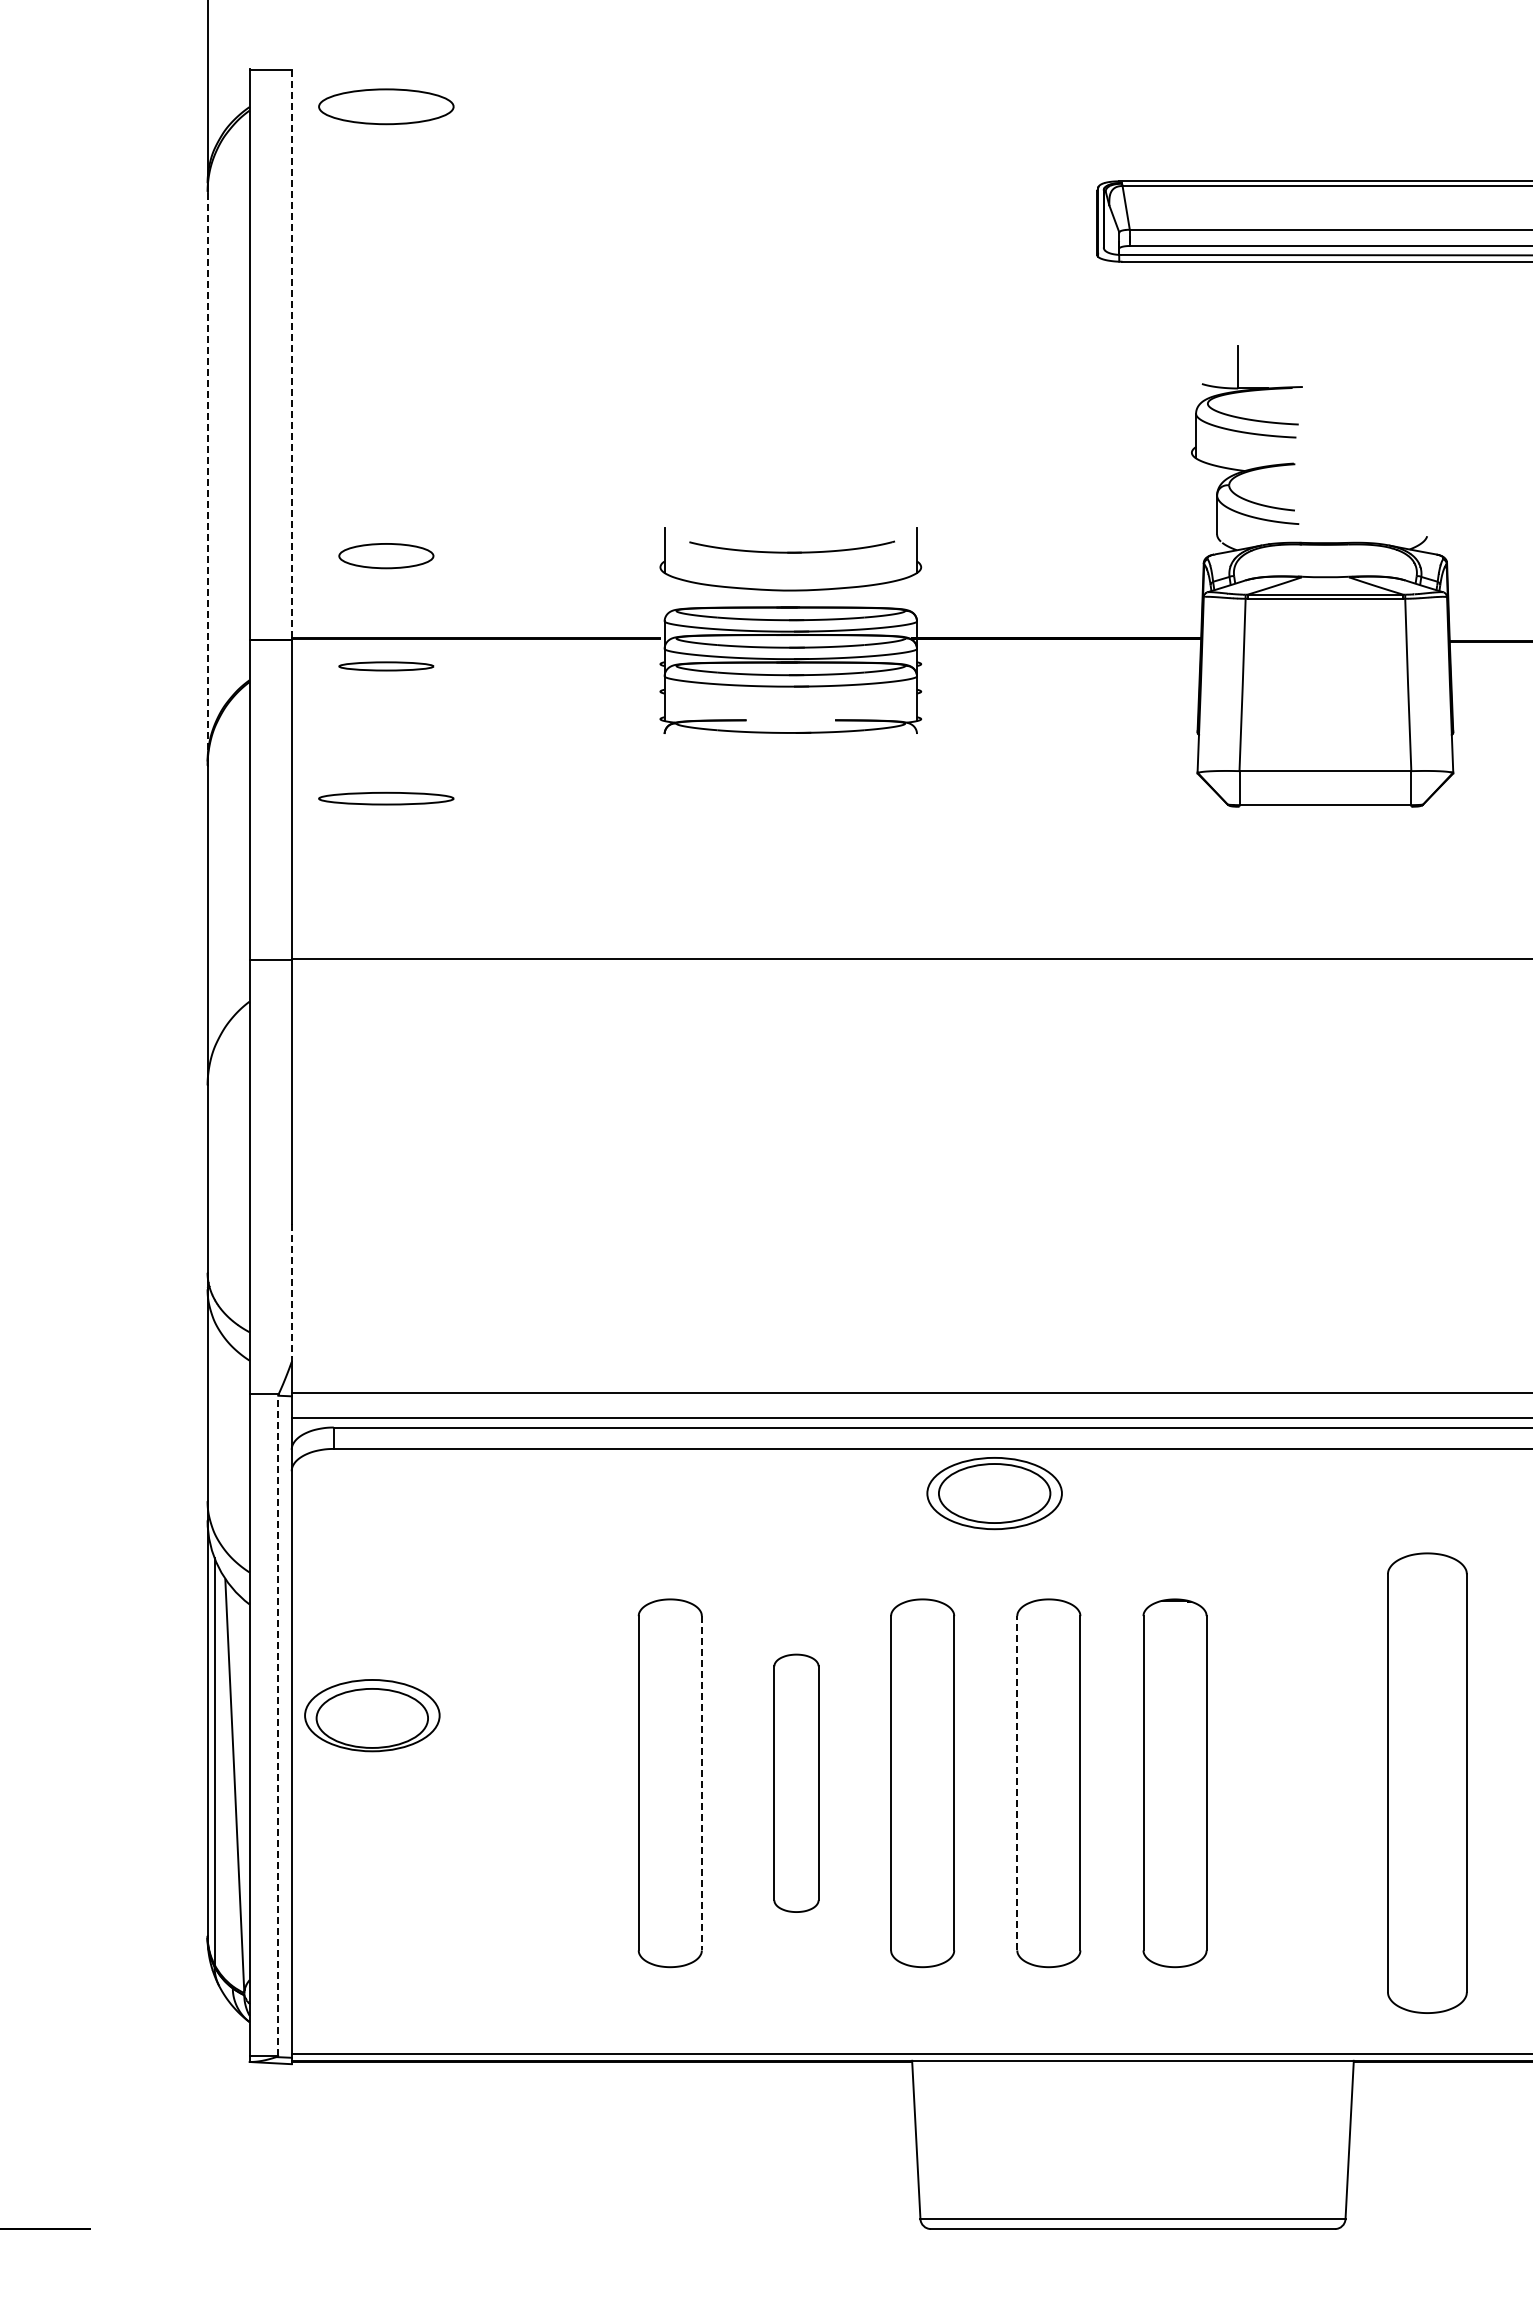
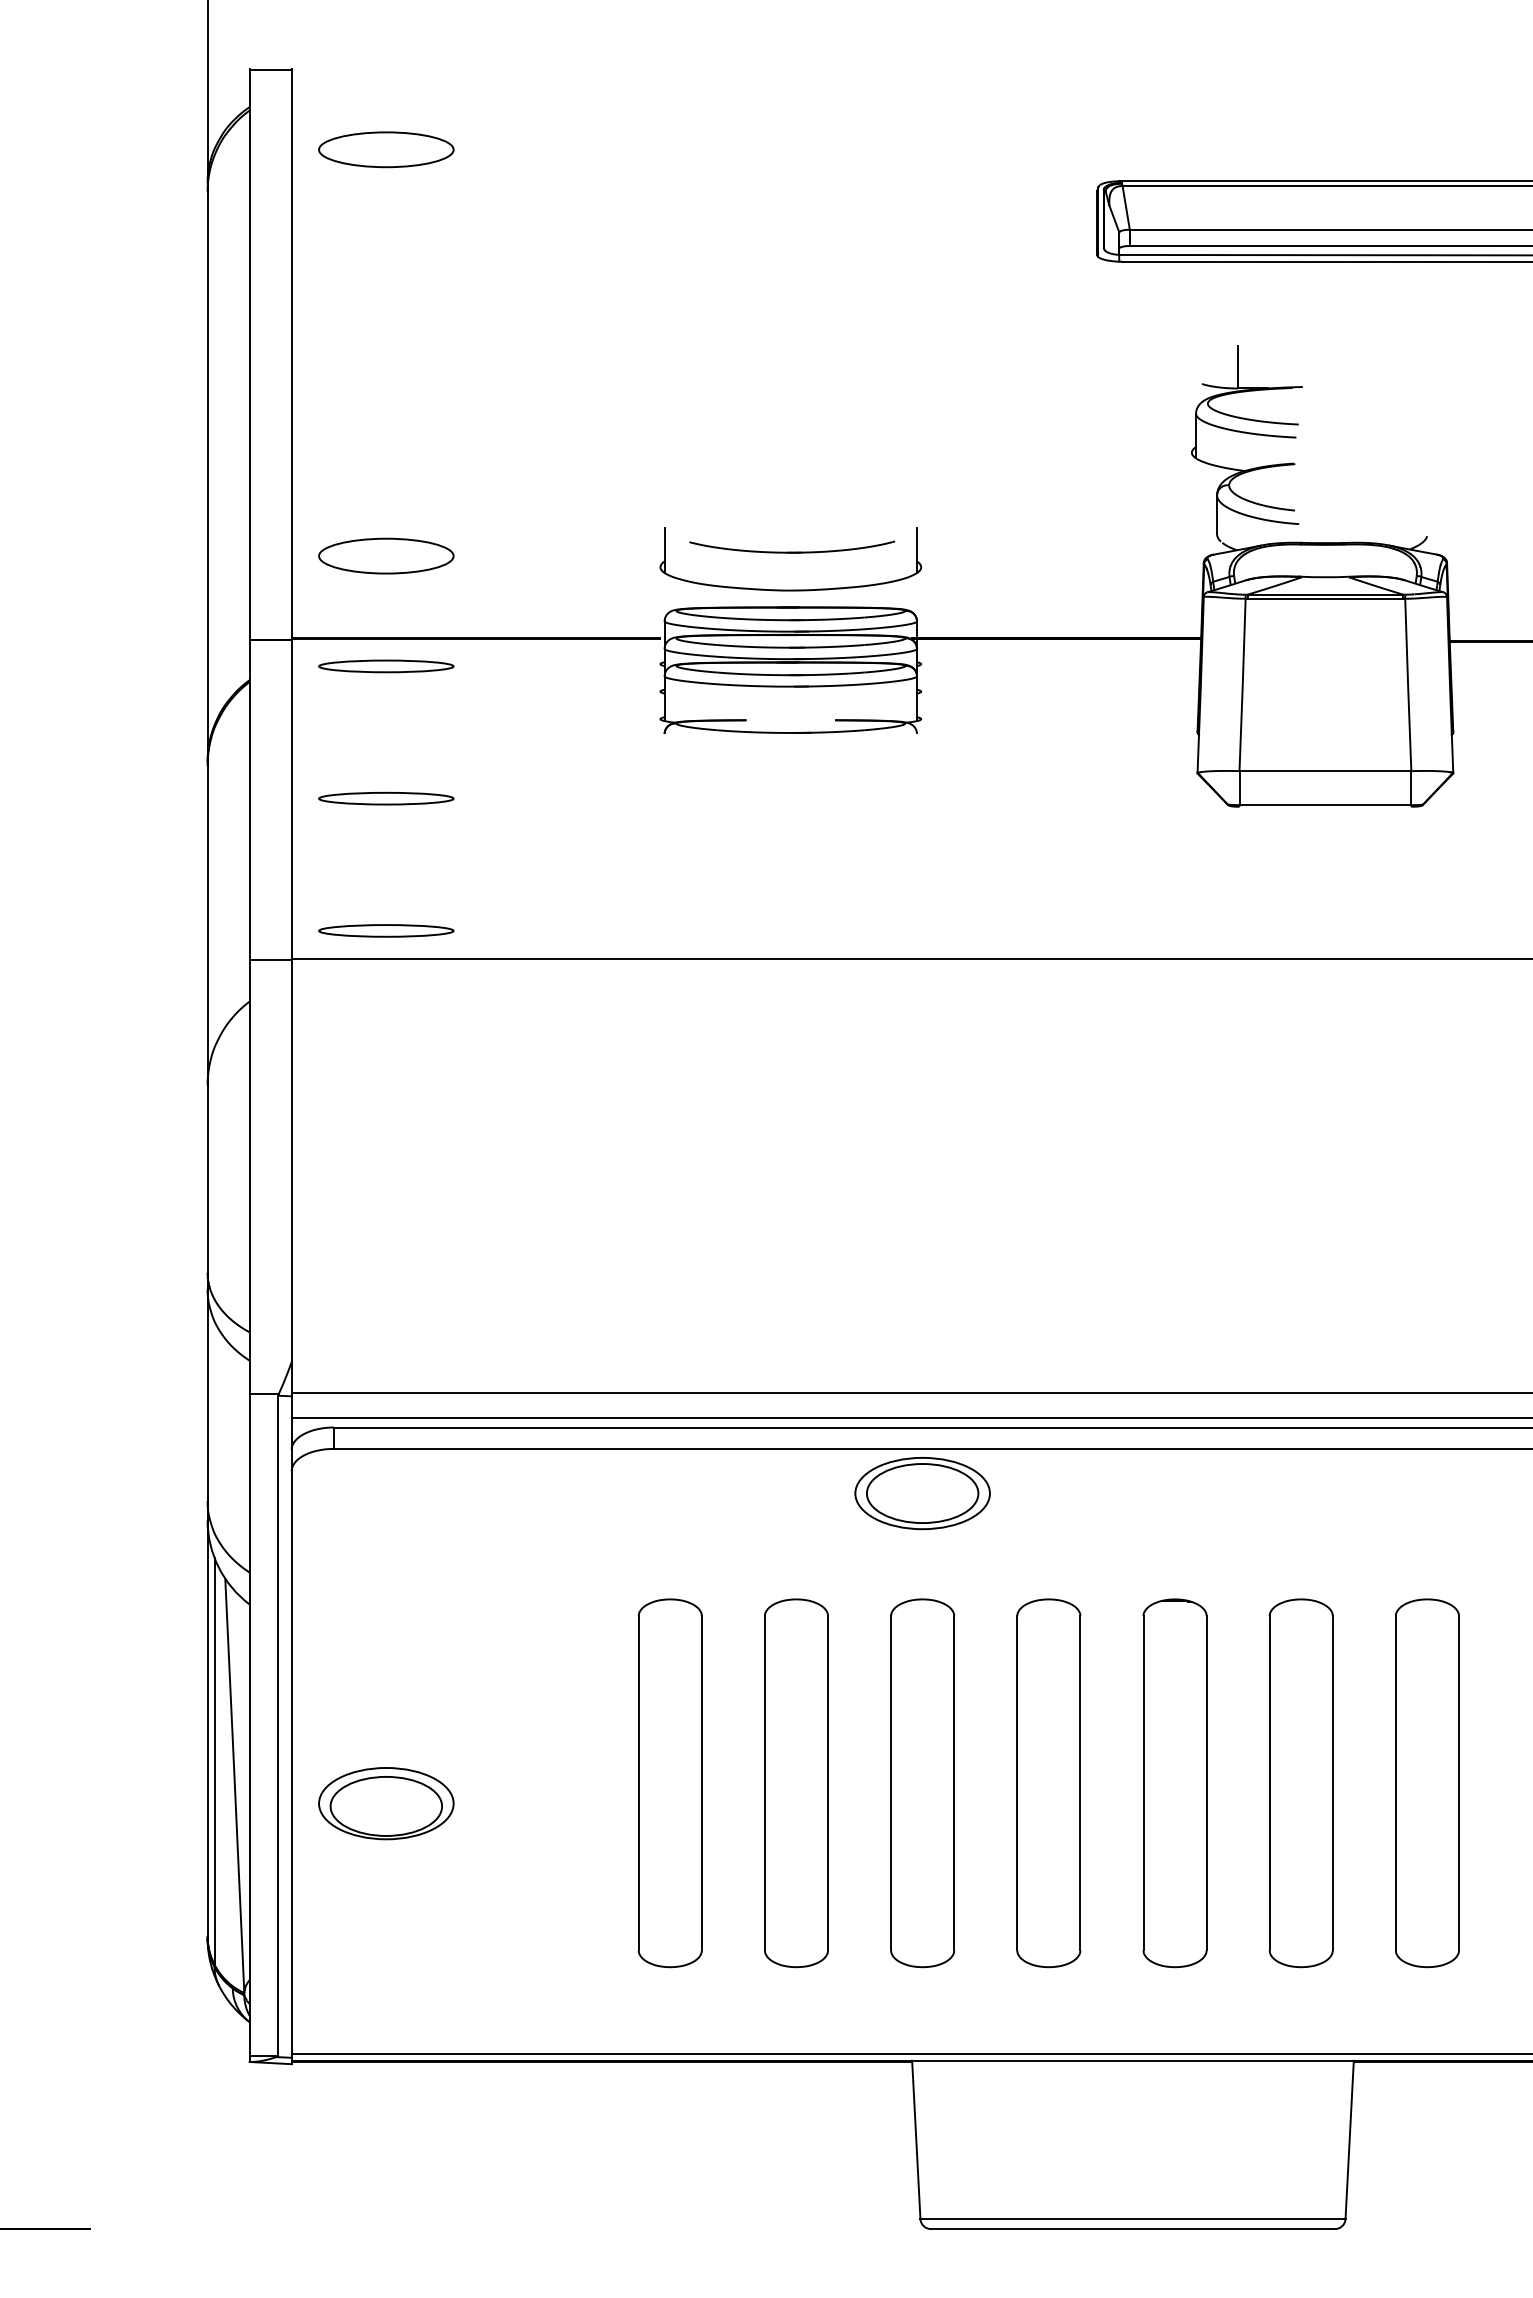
part position: (386, 106) -> (386, 149) (386, 149)
line: dashed -> solid (291, 353)
line: dashed -> solid (207, 476)
part size: 97x27 px -> 137x38 px (386, 555)
part size: 97x11 px -> 137x15 px (386, 666)
part: none -> present (386, 930)
line: dashed -> solid (291, 1293)
part position: (994, 1493) -> (922, 1493) (922, 1493)
part position: (372, 1715) -> (386, 1803) (386, 1803)
line: dashed -> solid (278, 1725)
part size: 47x260 px -> 65x371 px (796, 1783)
line: dashed -> solid (1017, 1782)
part size: 81x462 px -> 65x371 px (1427, 1783)
line: dashed -> solid (701, 1783)
part: none -> present (1300, 1783)
